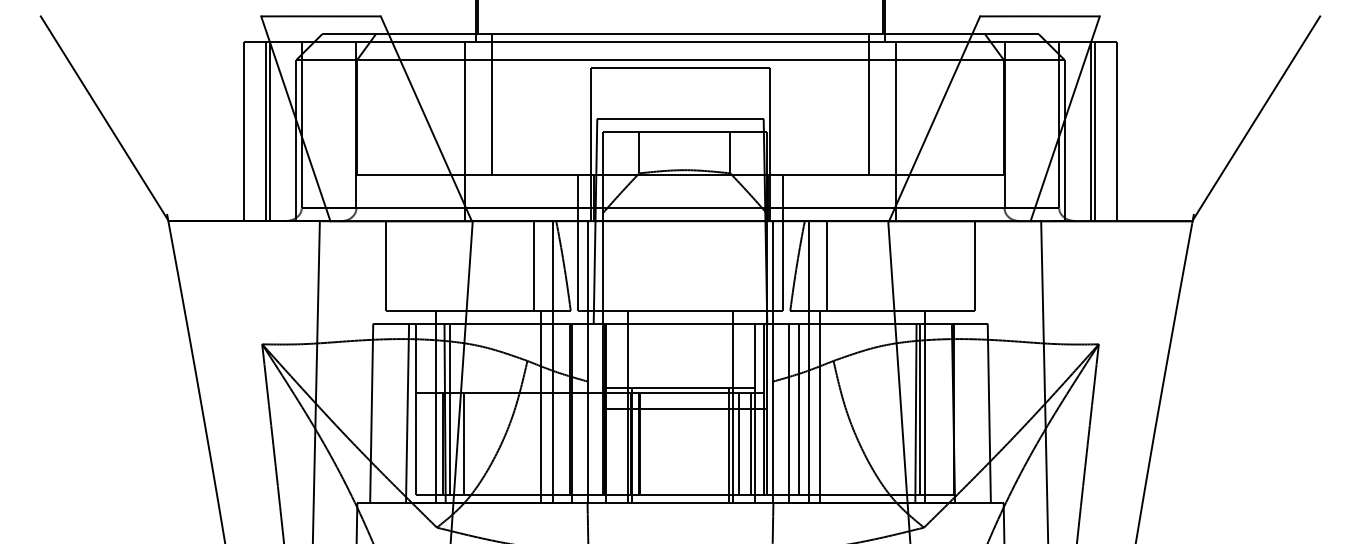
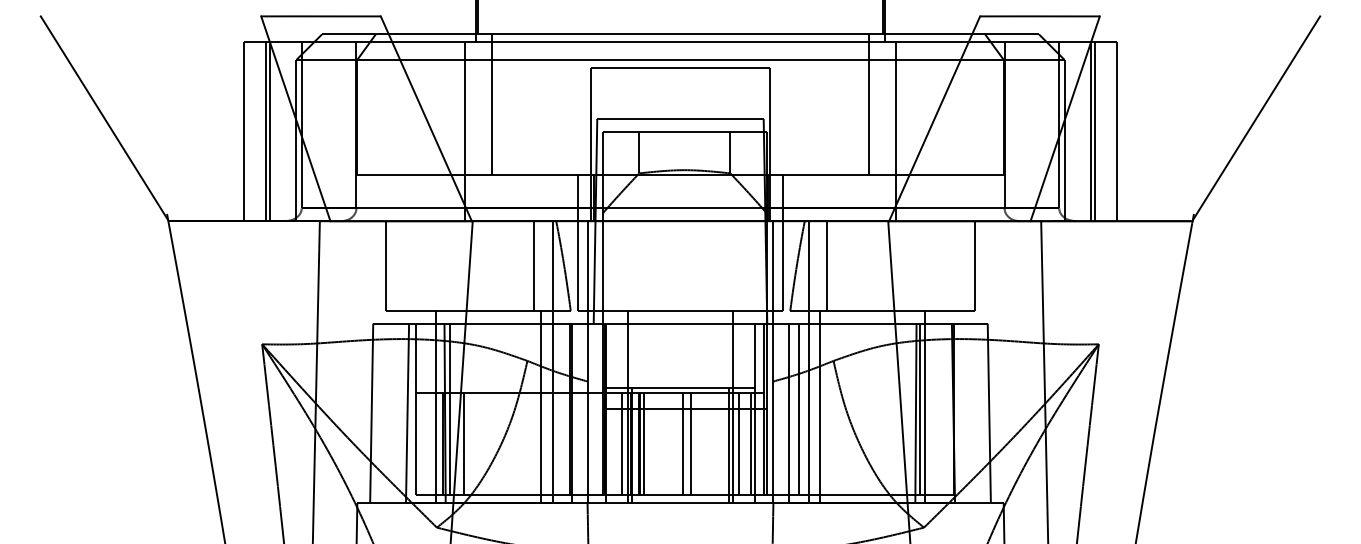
line: none -> present (622, 443)
line: none -> present (643, 443)
line: none -> present (683, 443)
line: none -> present (691, 443)
